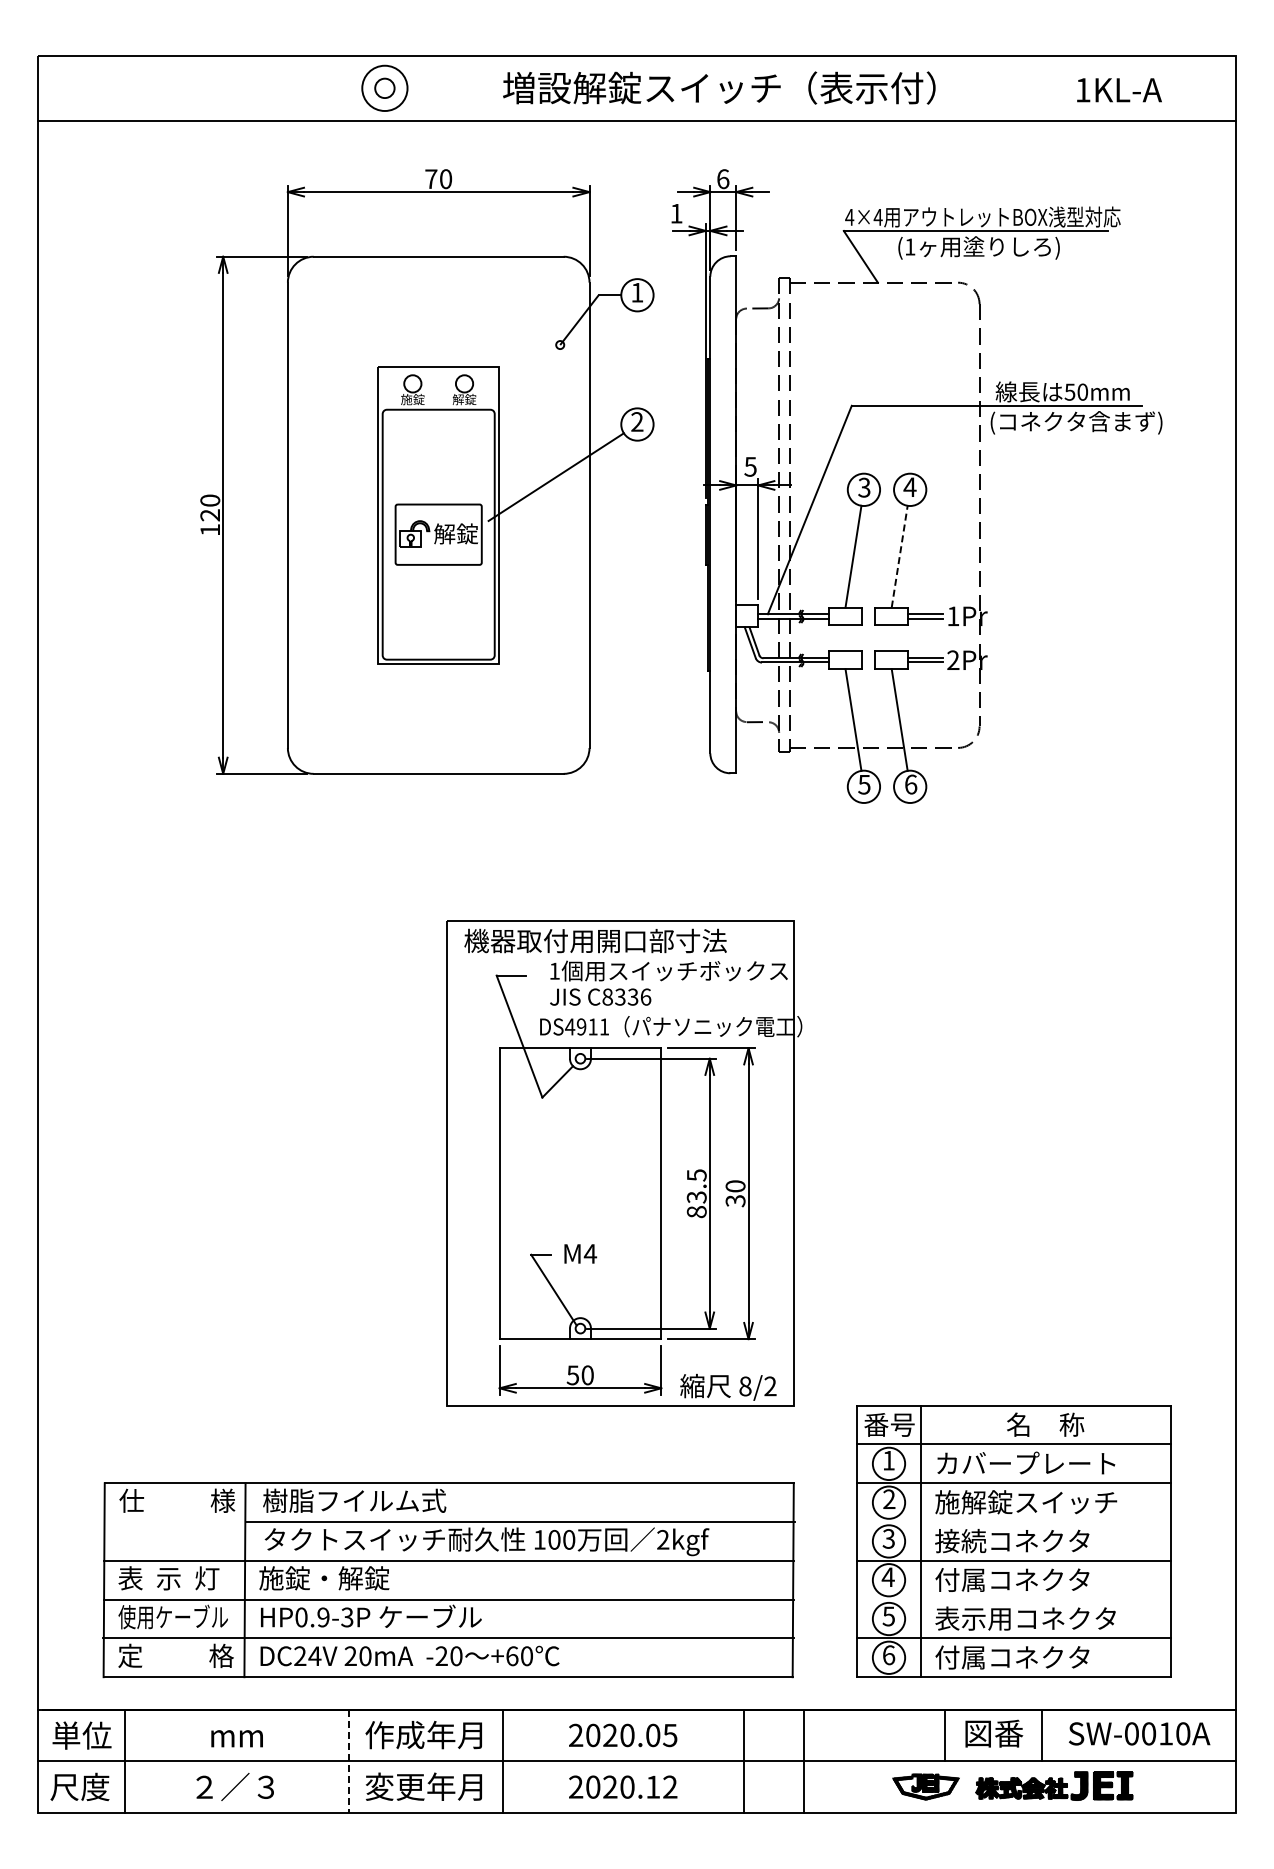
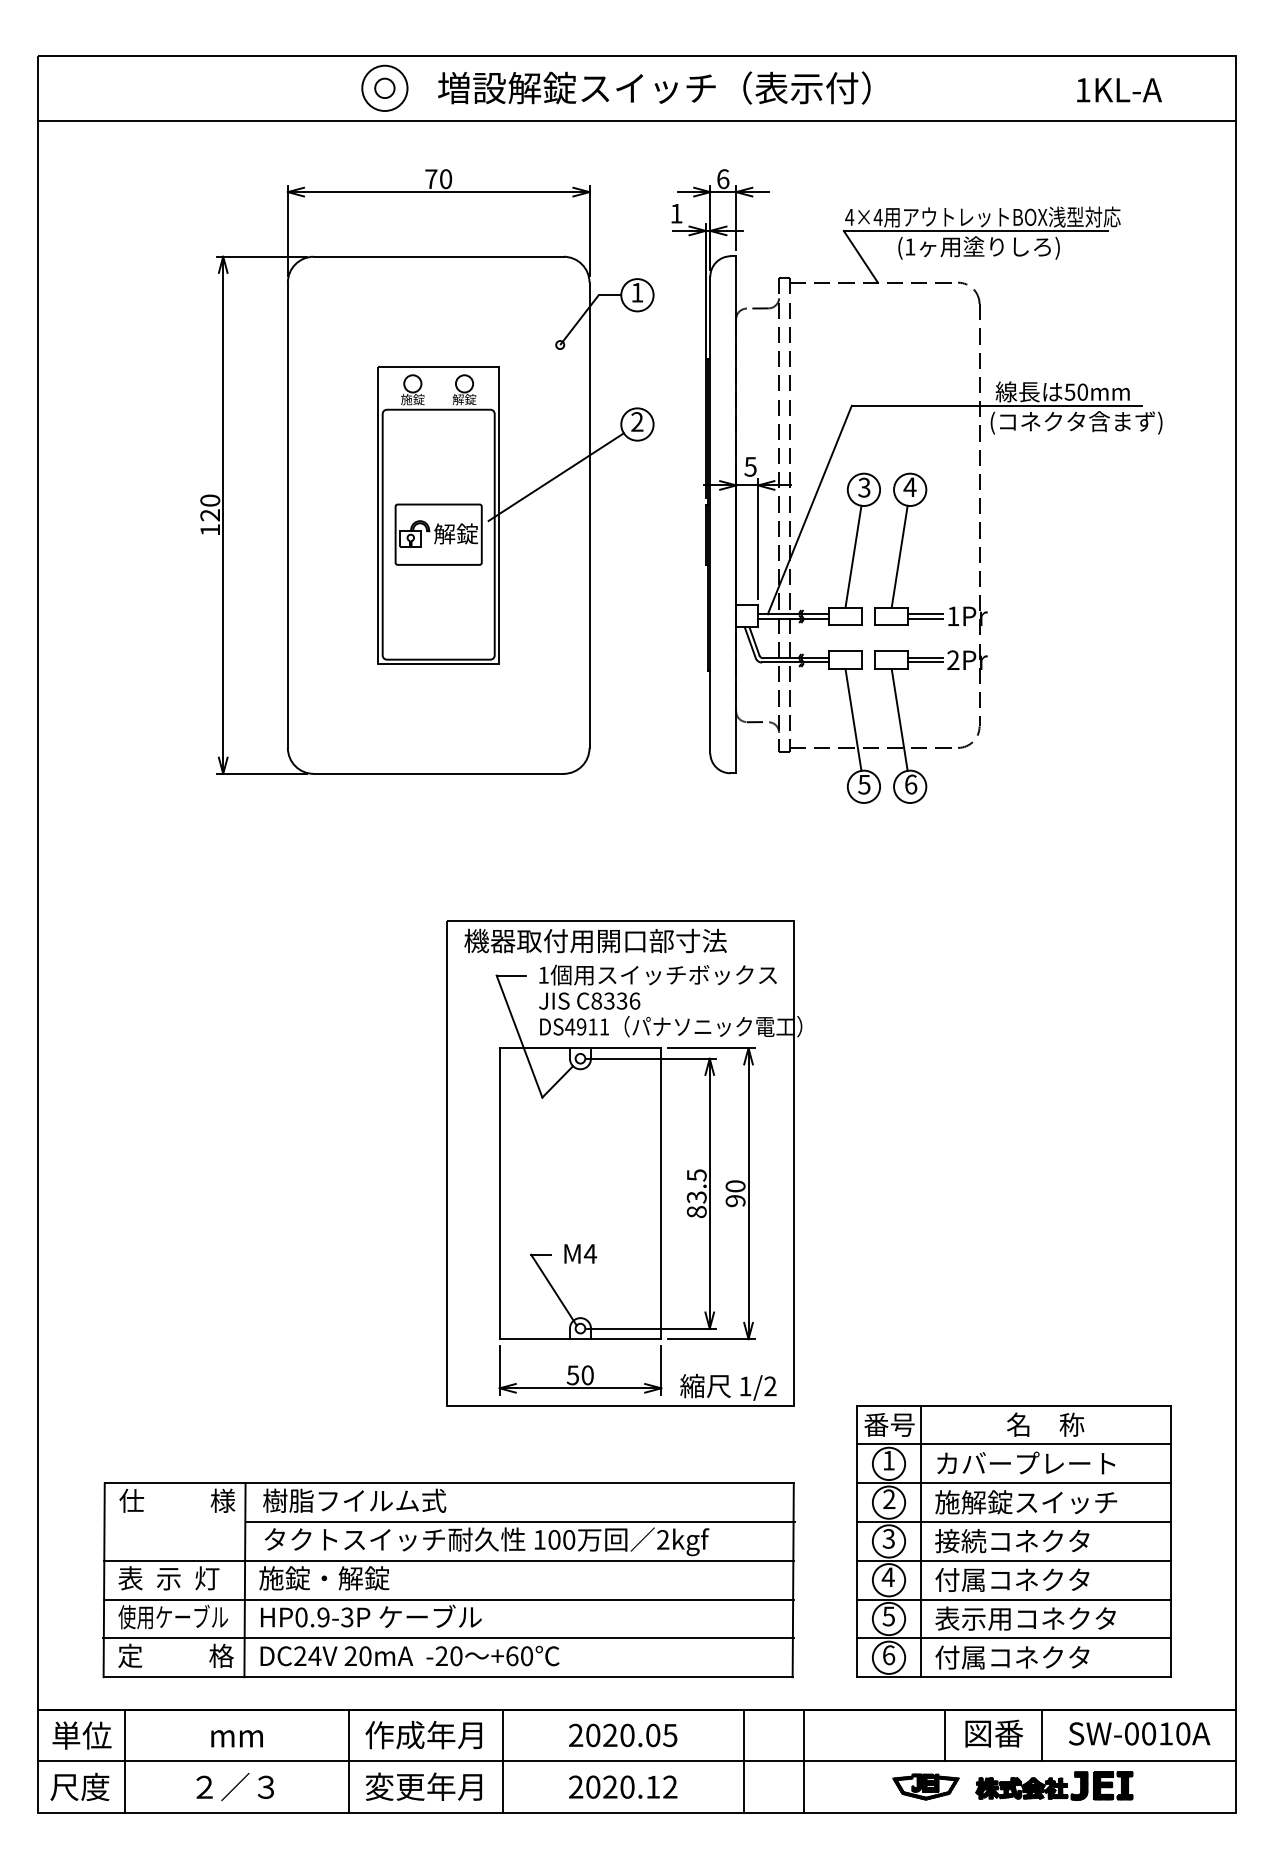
text position: (719, 87) -> (654, 87) (654, 87)
line: dashed -> solid (899, 556)
text position: (668, 982) -> (657, 986) (657, 986)
text: 30 -> 90 (735, 1201)
text: 8/2 -> 1/2 (745, 1386)
line: none -> present (1013, 1522)
line: none -> present (1013, 1599)
line: dashed -> solid (348, 1761)
